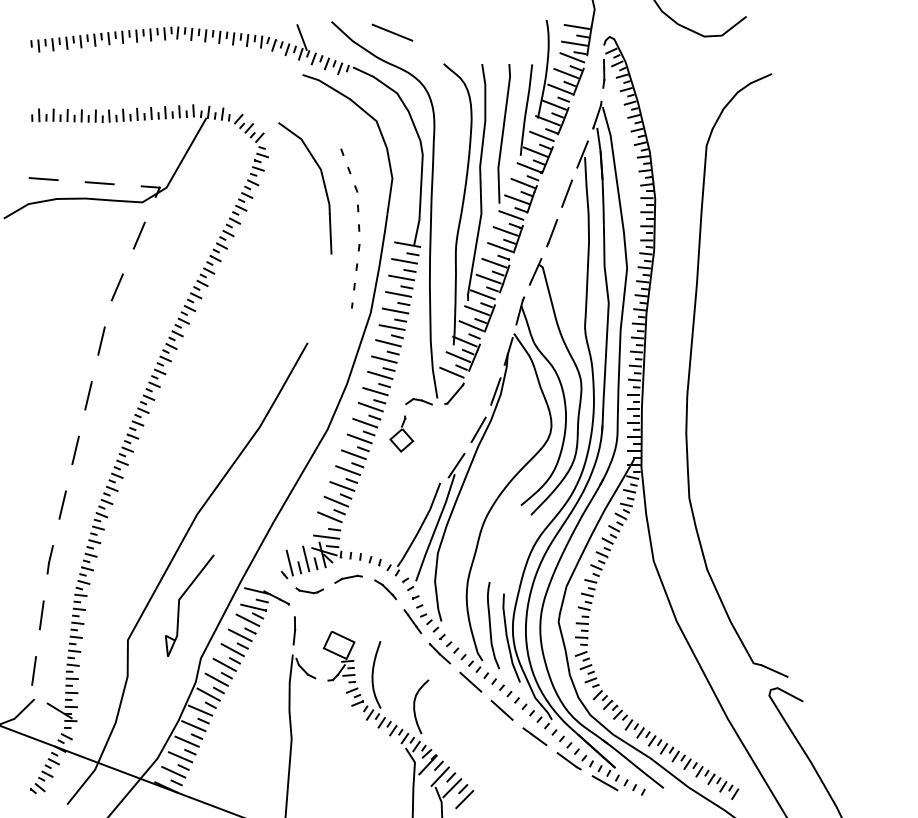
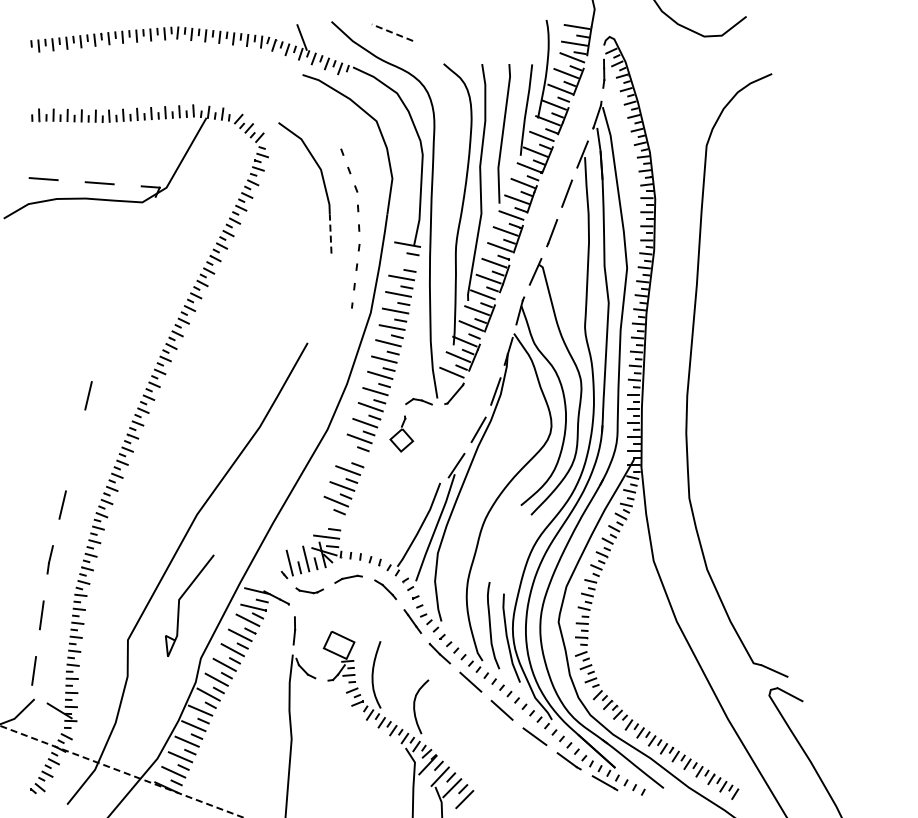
line: solid -> dashed (392, 32)
line: solid -> dashed (330, 233)
line: present -> none (138, 235)
line: present -> none (404, 261)
line: present -> none (116, 287)
line: present -> none (101, 340)
line: present -> none (75, 449)
line: present -> none (353, 454)
line: present -> none (329, 517)
line: solid -> dashed (122, 771)
